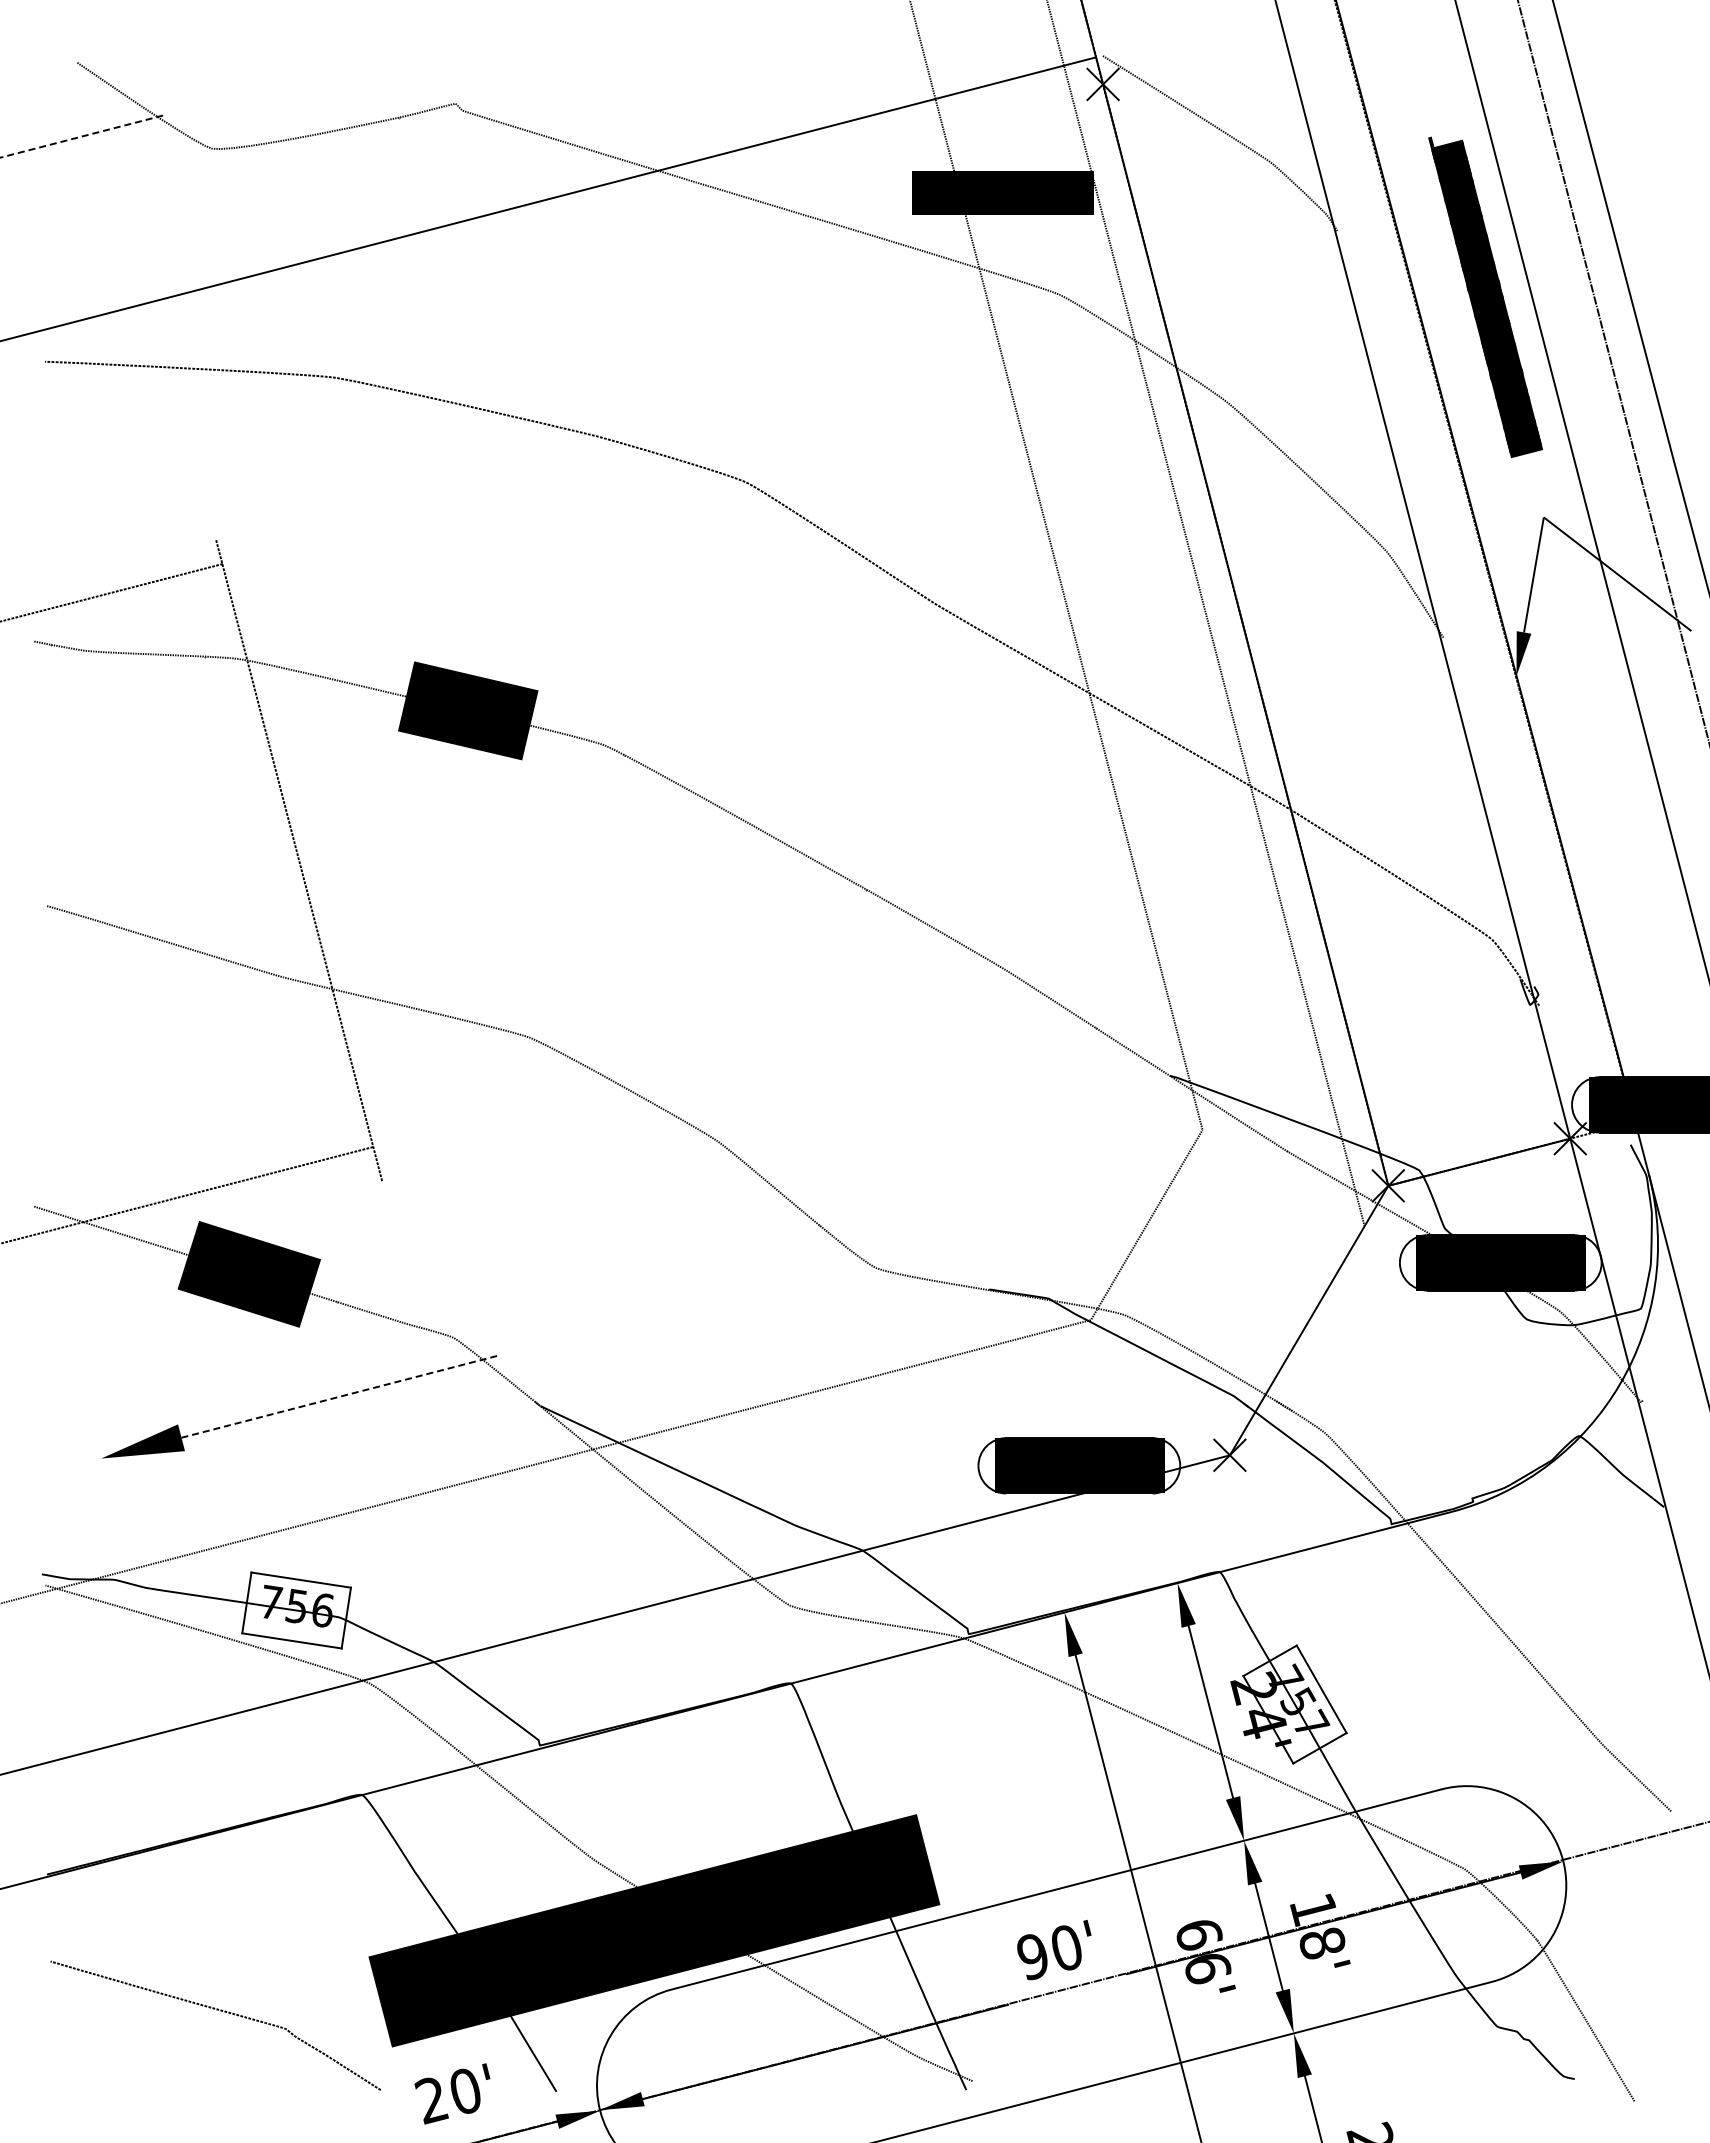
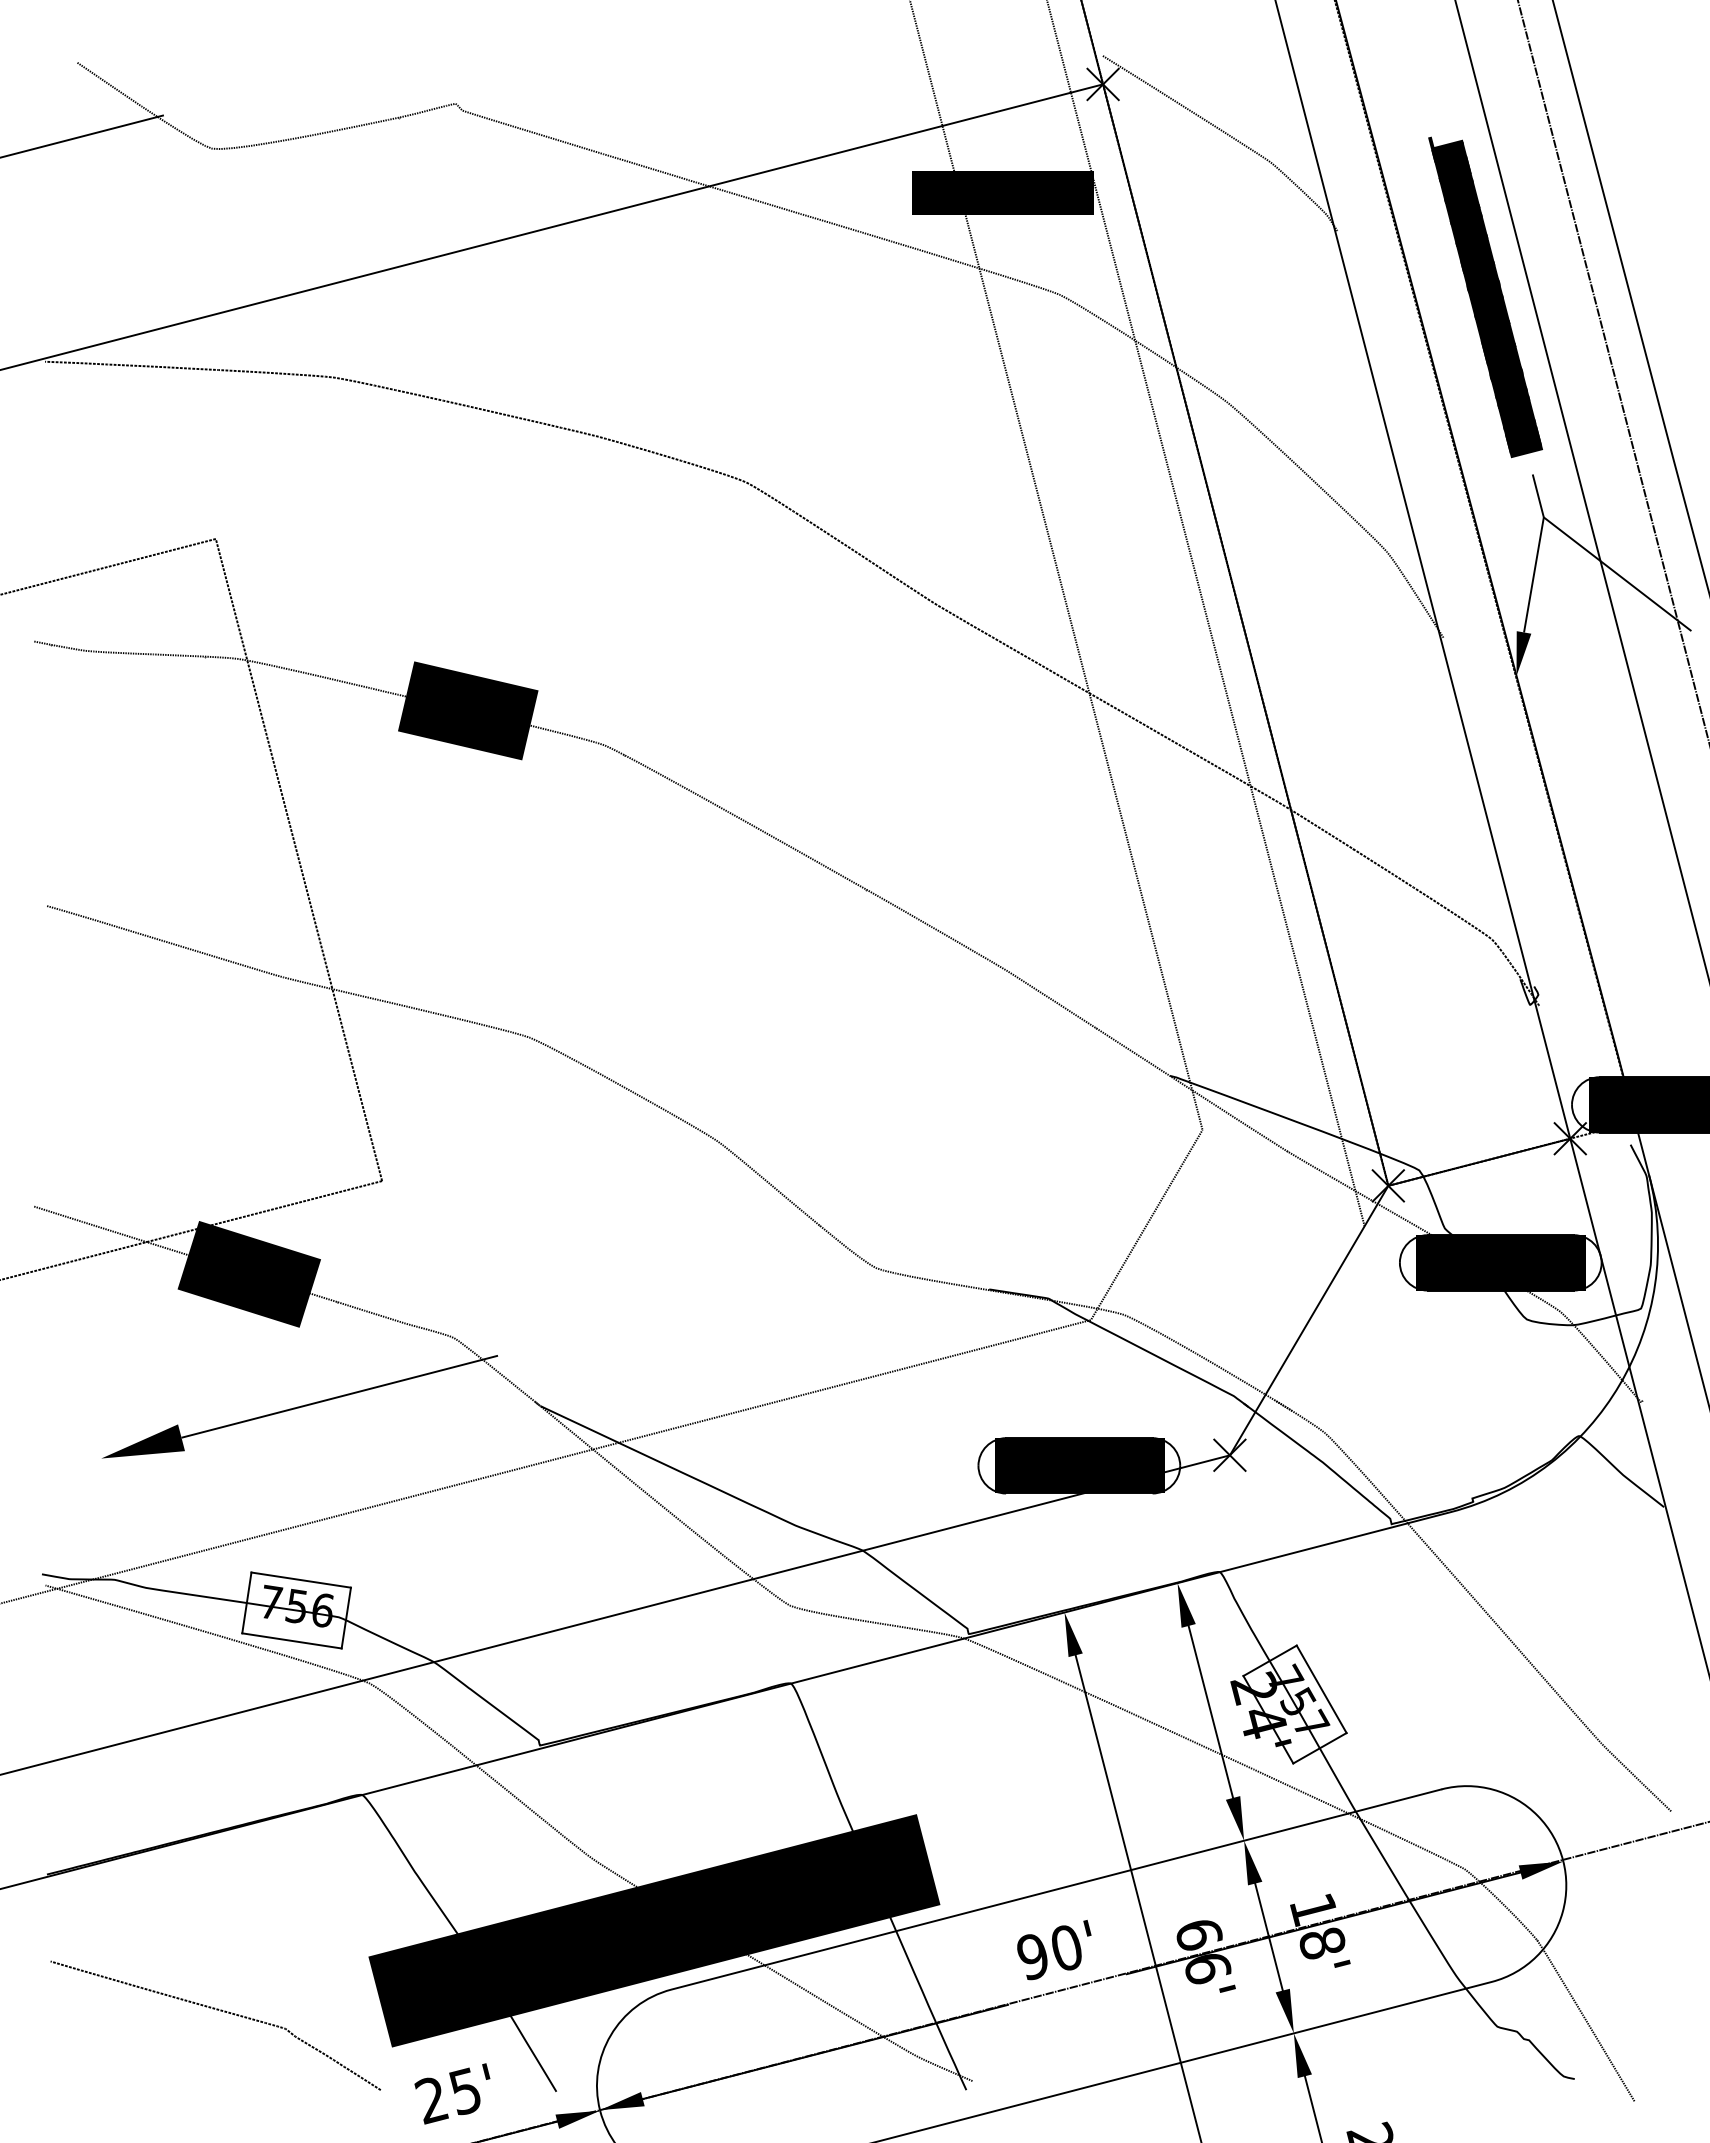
line: dashed -> solid (82, 136)
line position: (549, 198) -> (552, 226) (552, 226)
line: none -> present (1537, 496)
line position: (112, 591) -> (108, 566) (108, 566)
line position: (187, 1195) -> (192, 1230) (192, 1230)
line: dashed -> solid (340, 1396)
text: 20' -> 25' (464, 2091)
